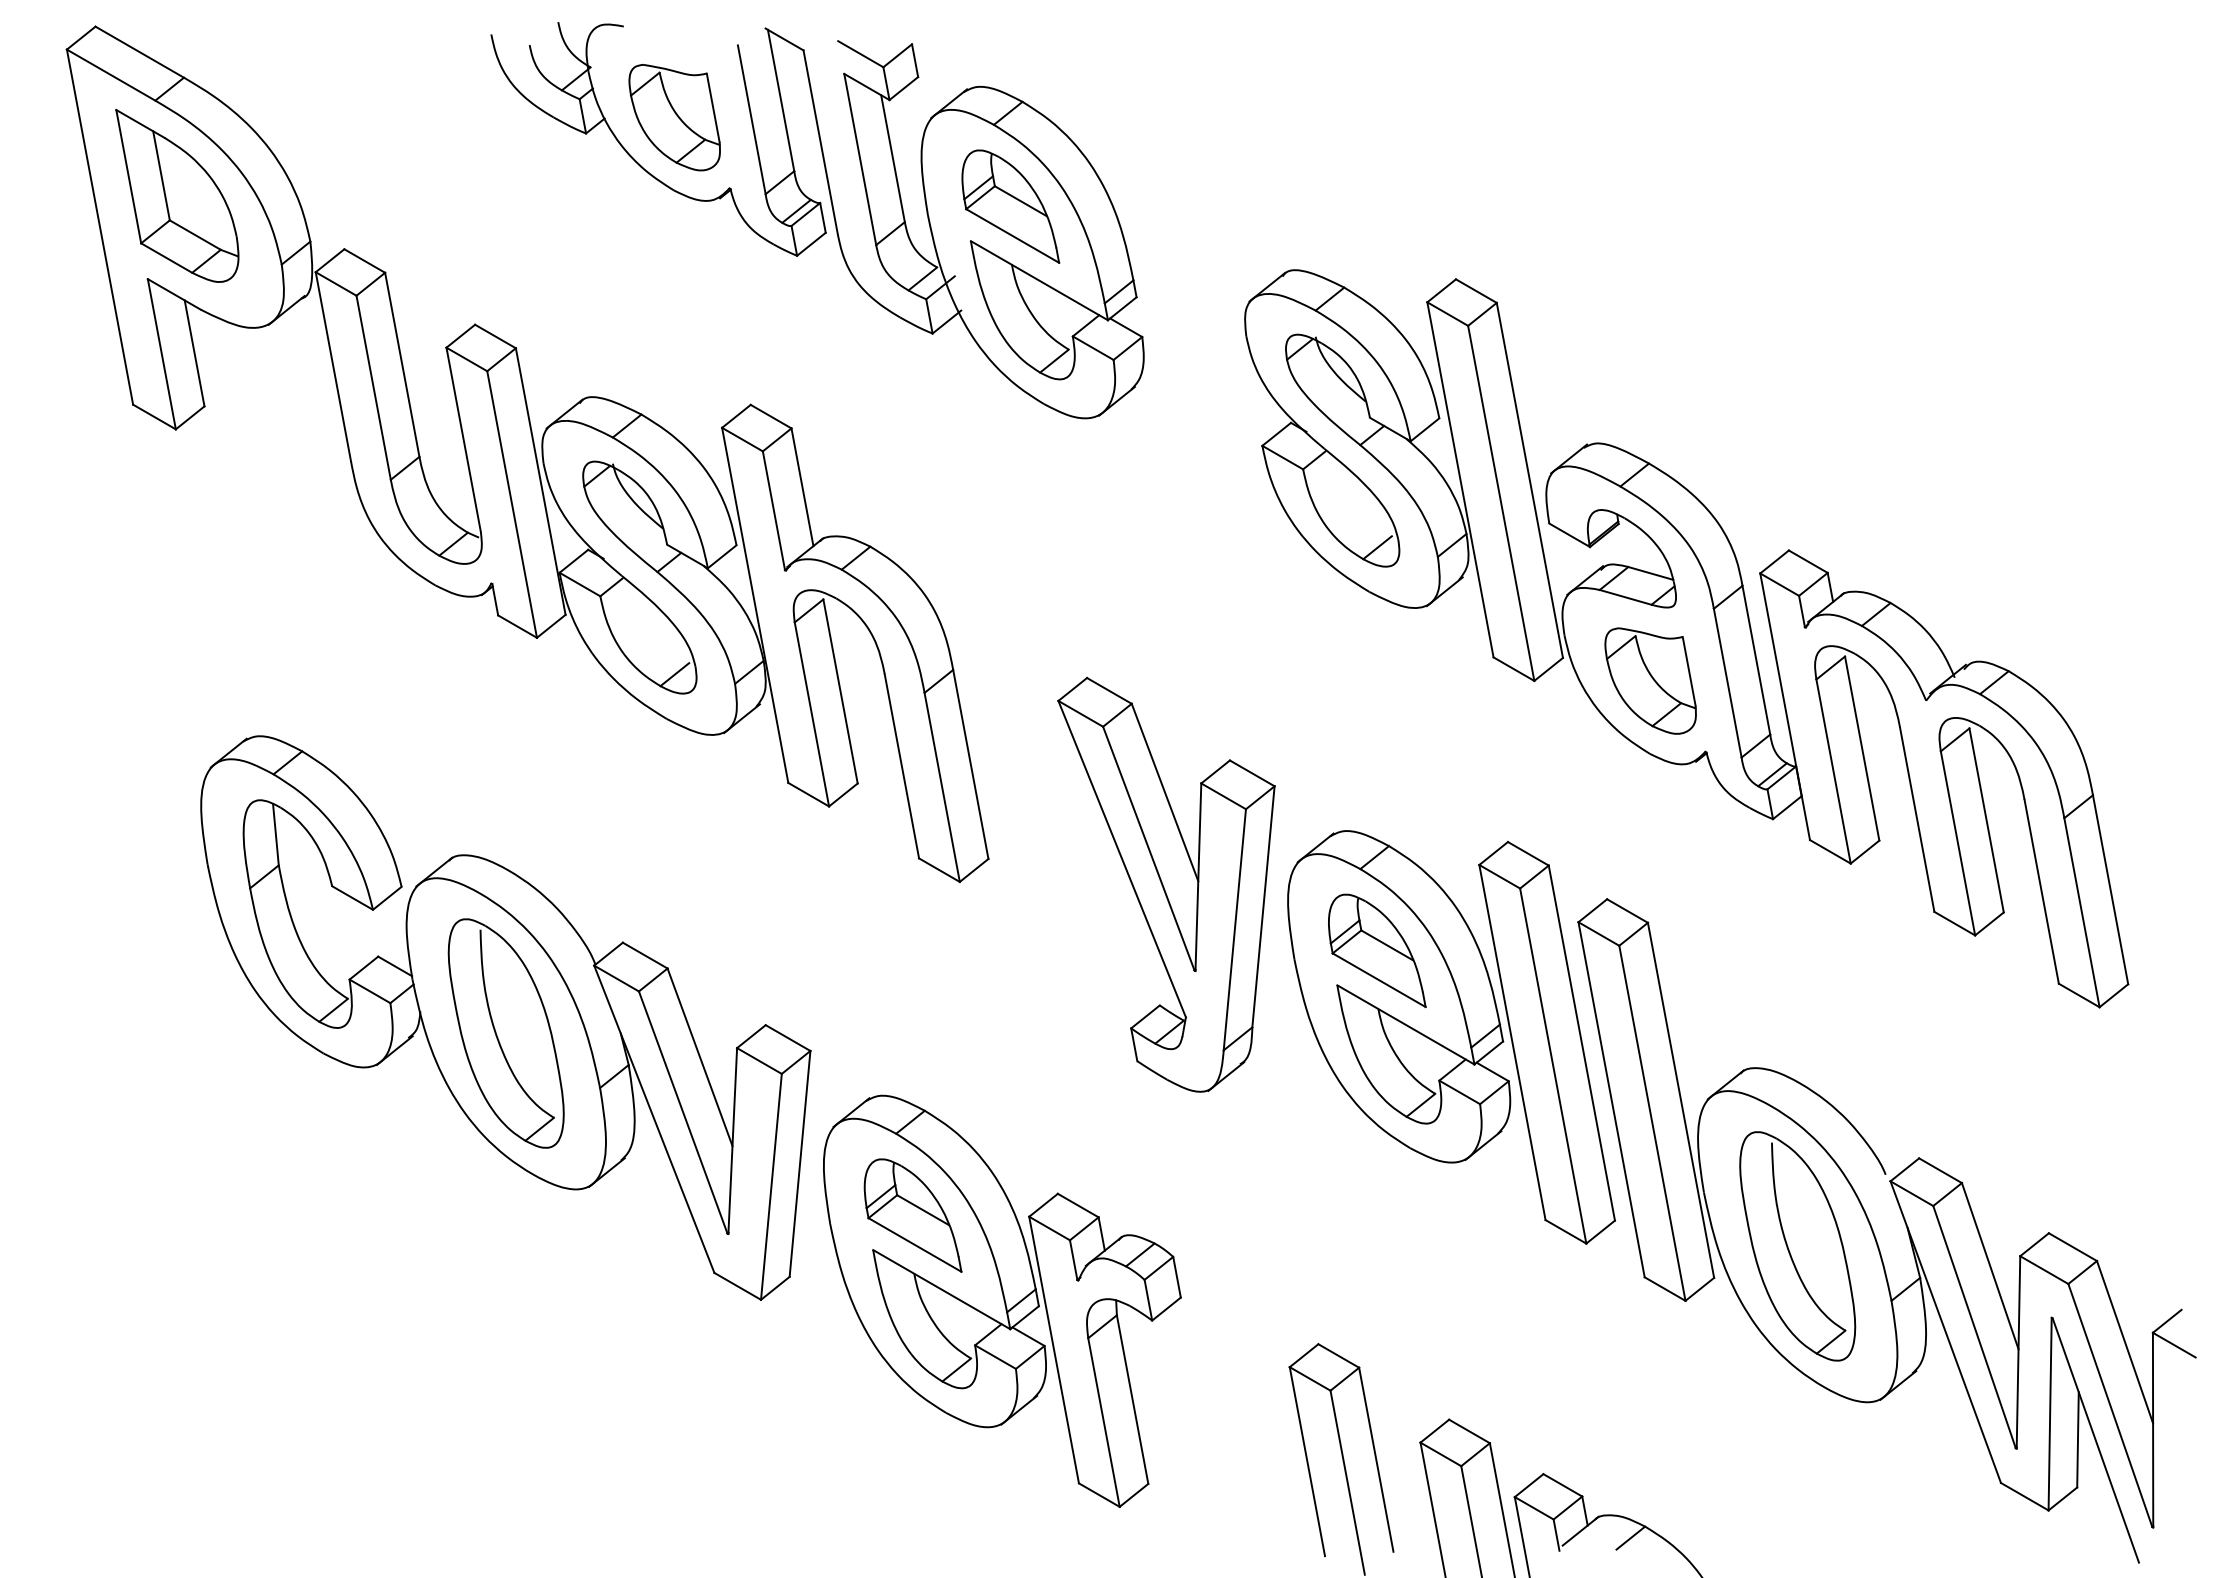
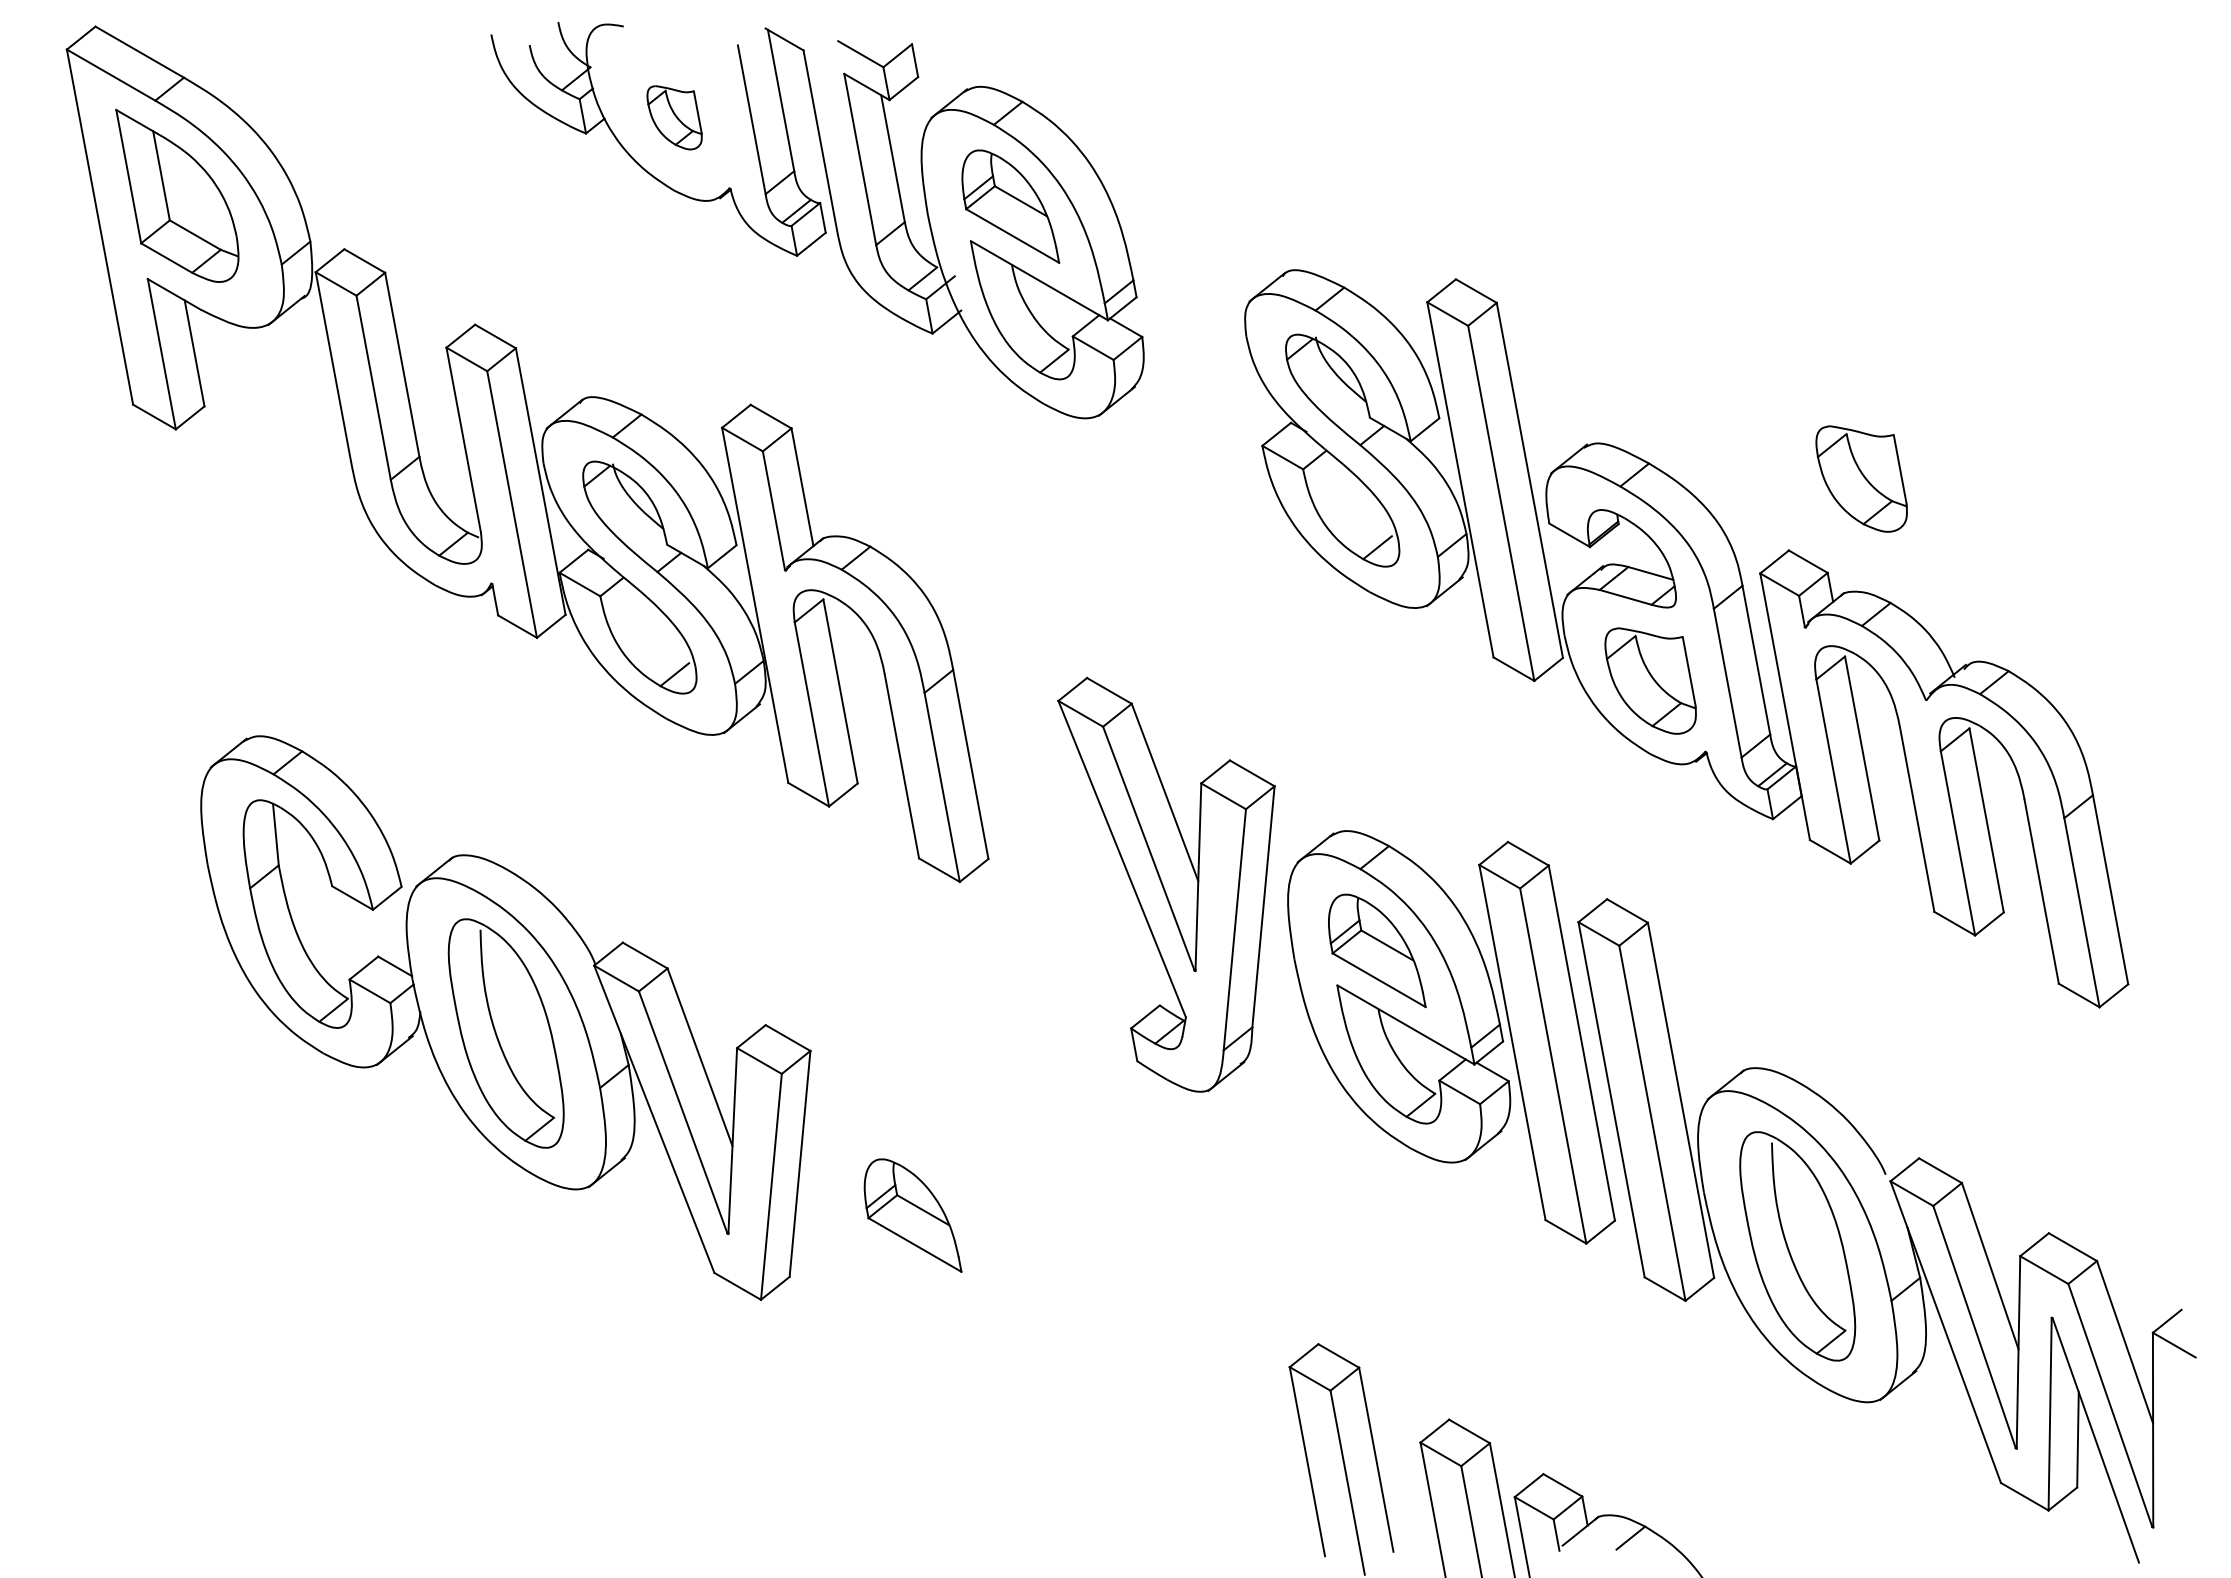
part size: 93x108 px -> 57x66 px (674, 117)
part: none -> present (1861, 478)
part: present -> none (1002, 1300)
